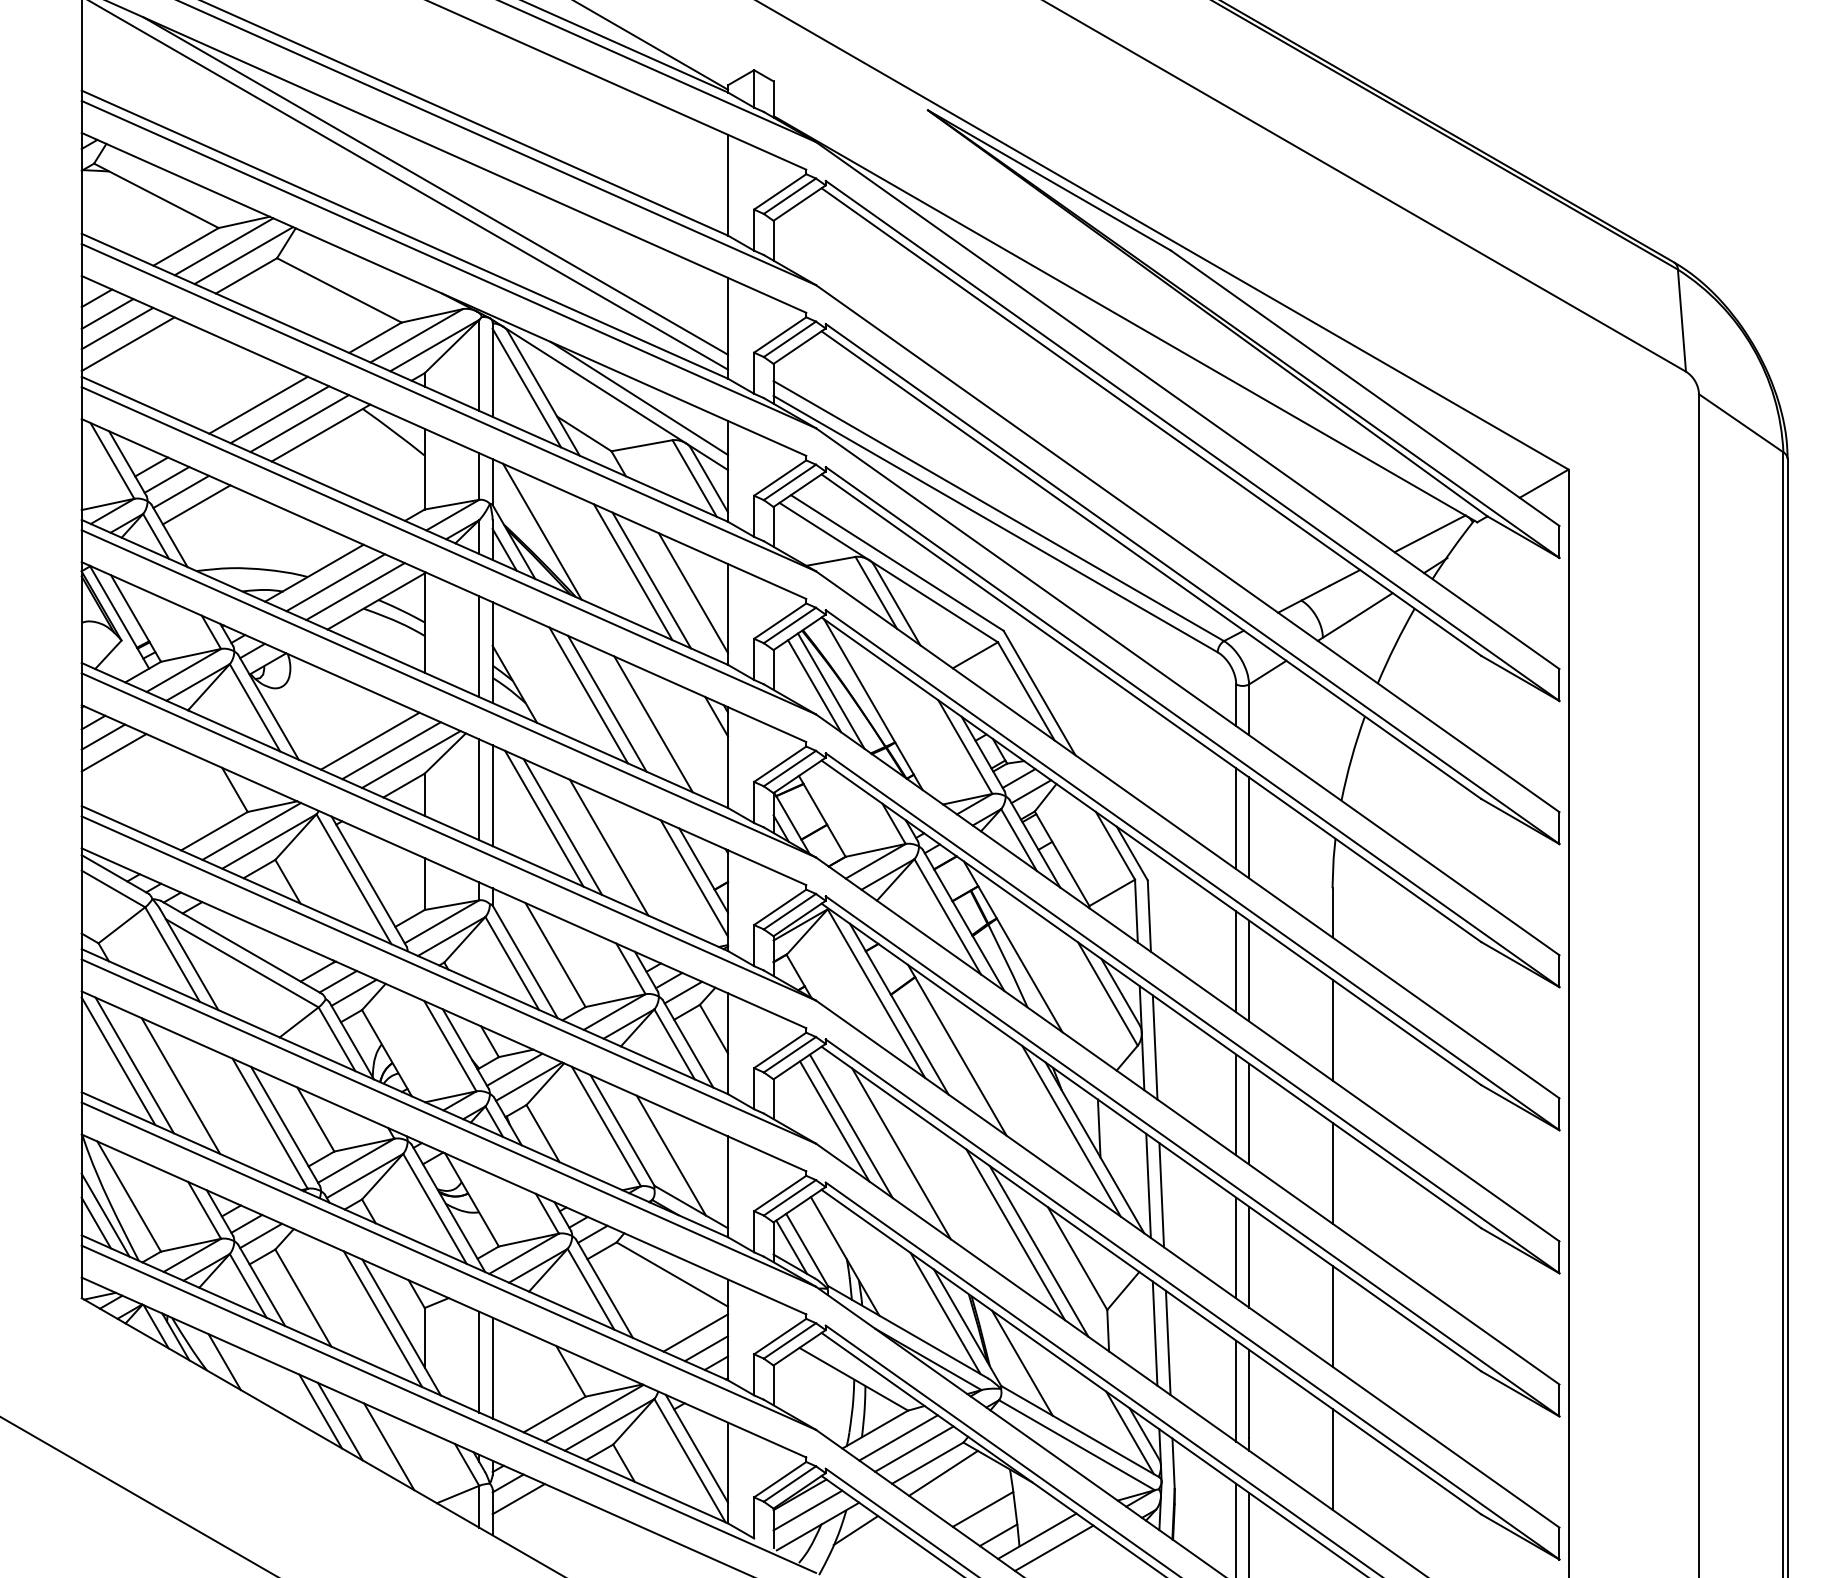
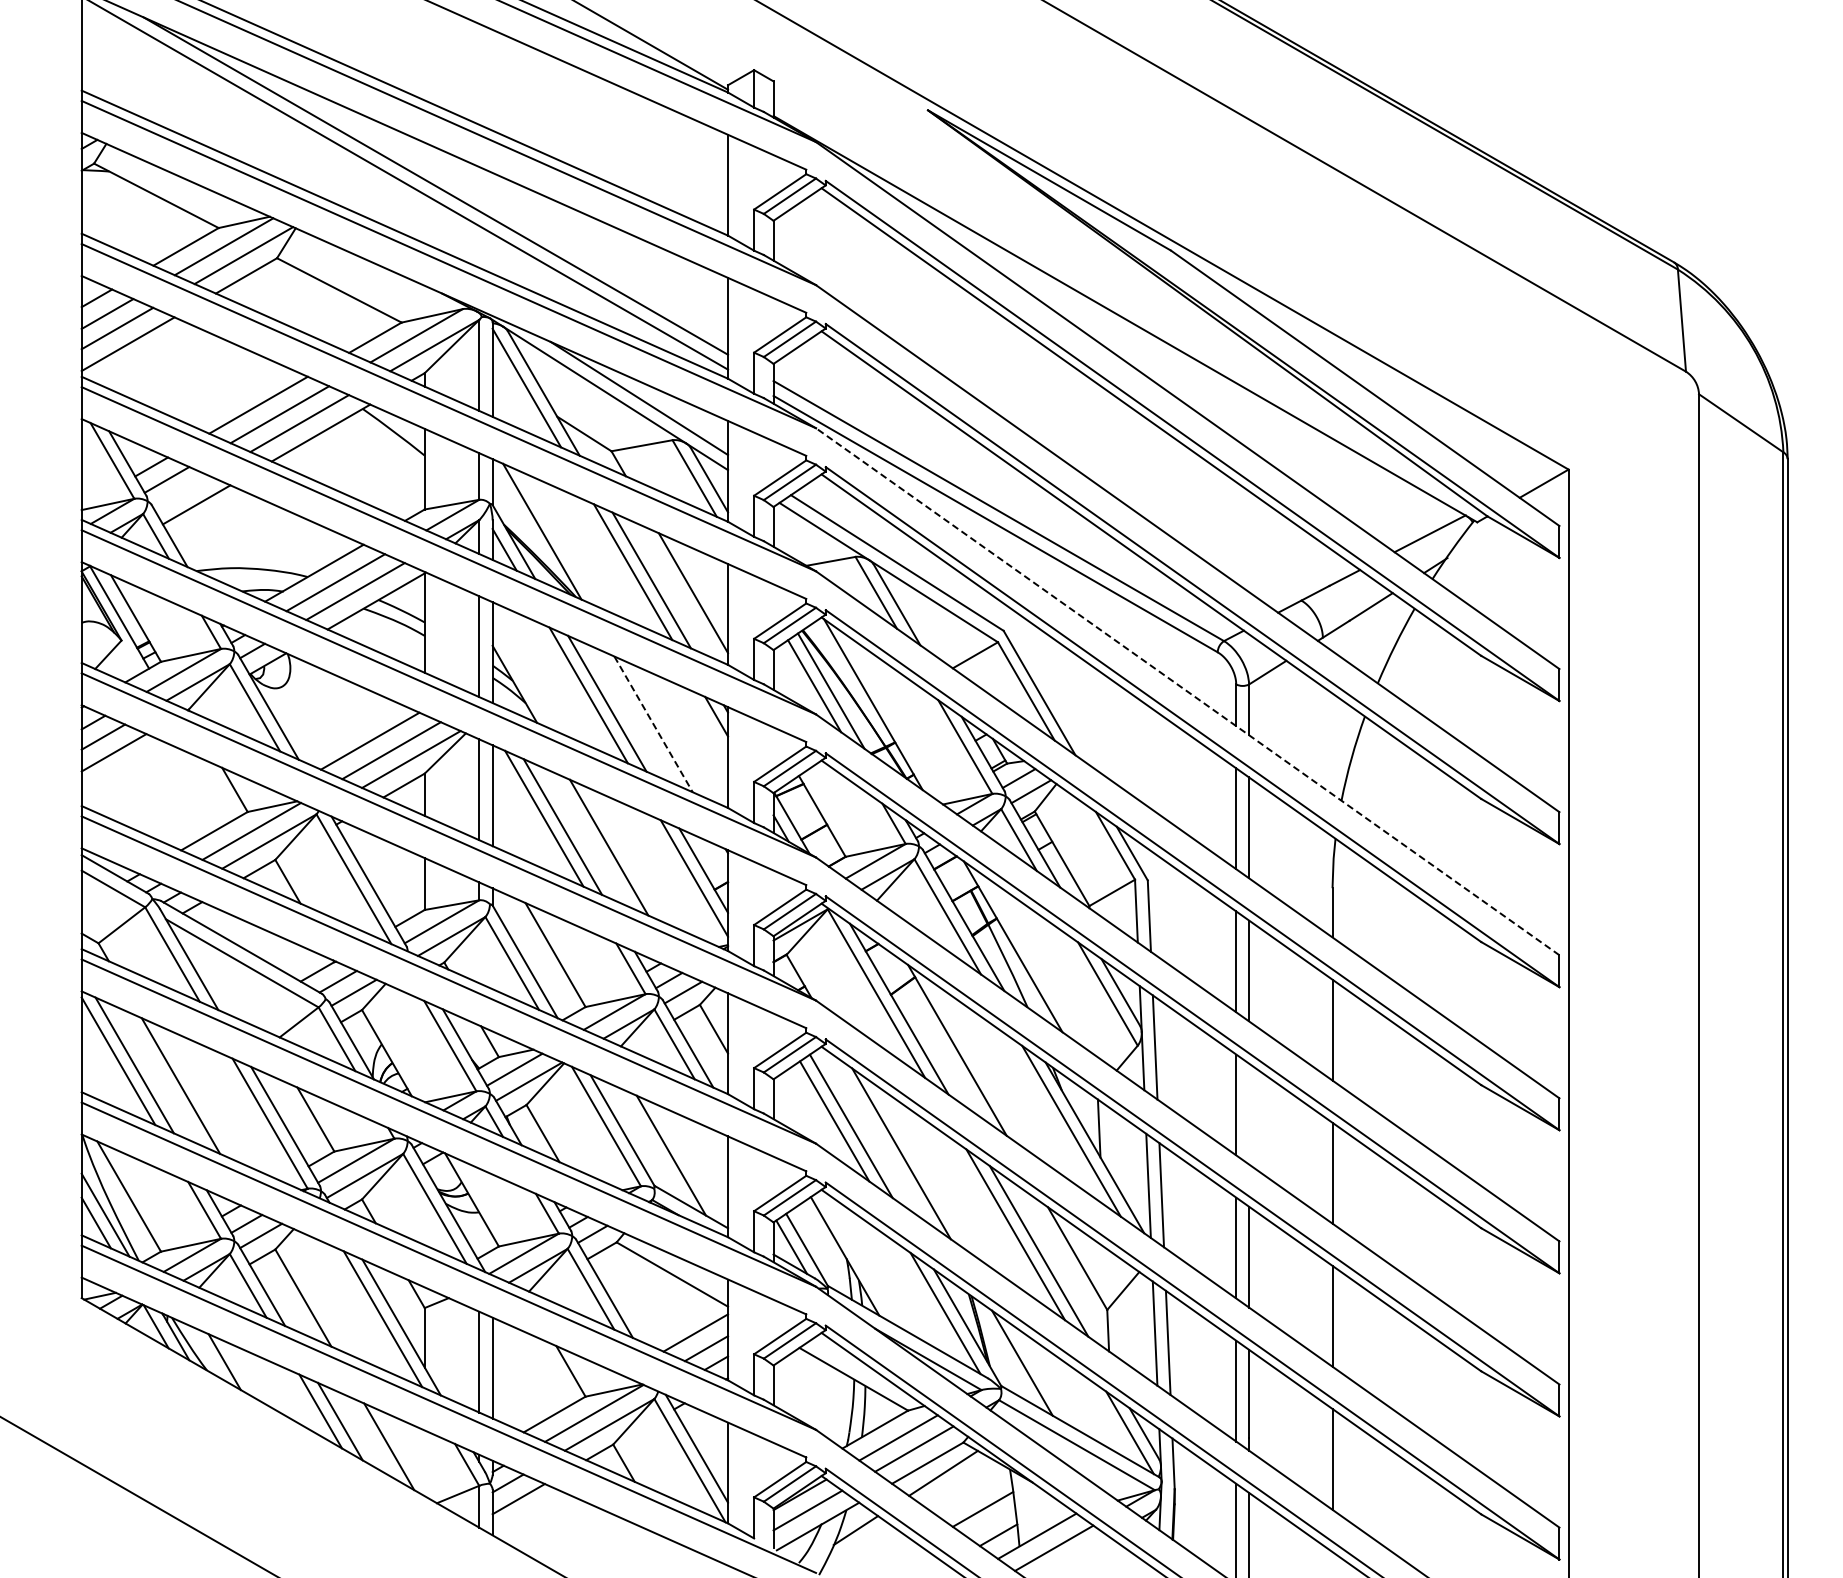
line: present -> none (181, 491)
line: solid -> dashed (1187, 691)
line: solid -> dashed (653, 724)
line: present -> none (1249, 1113)
